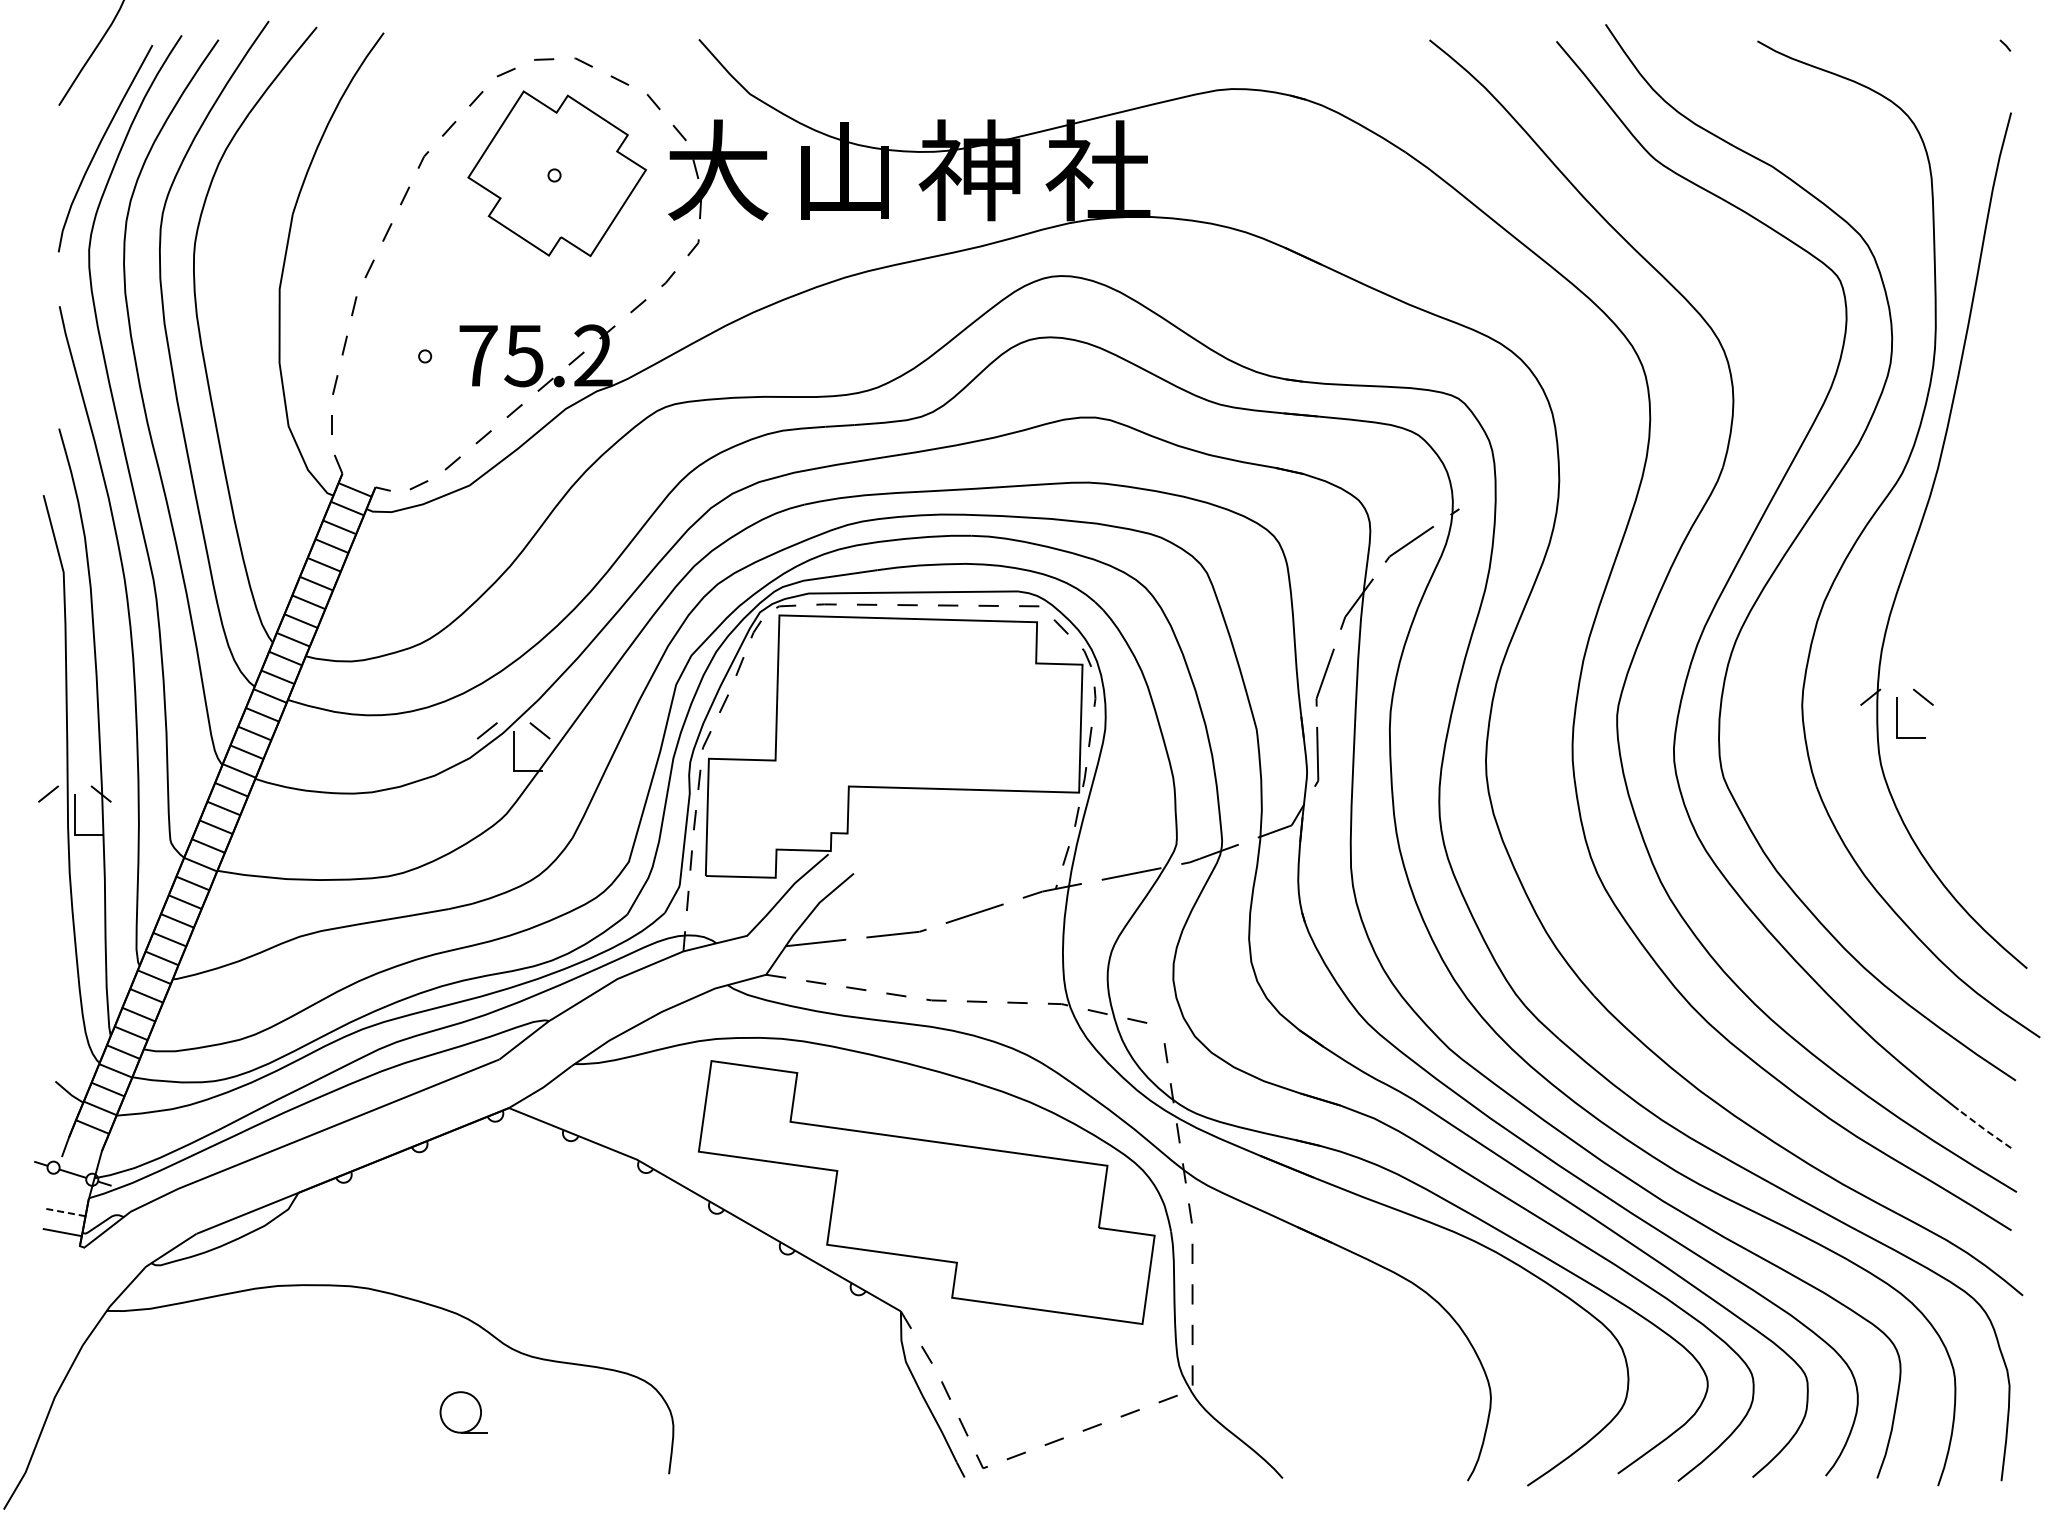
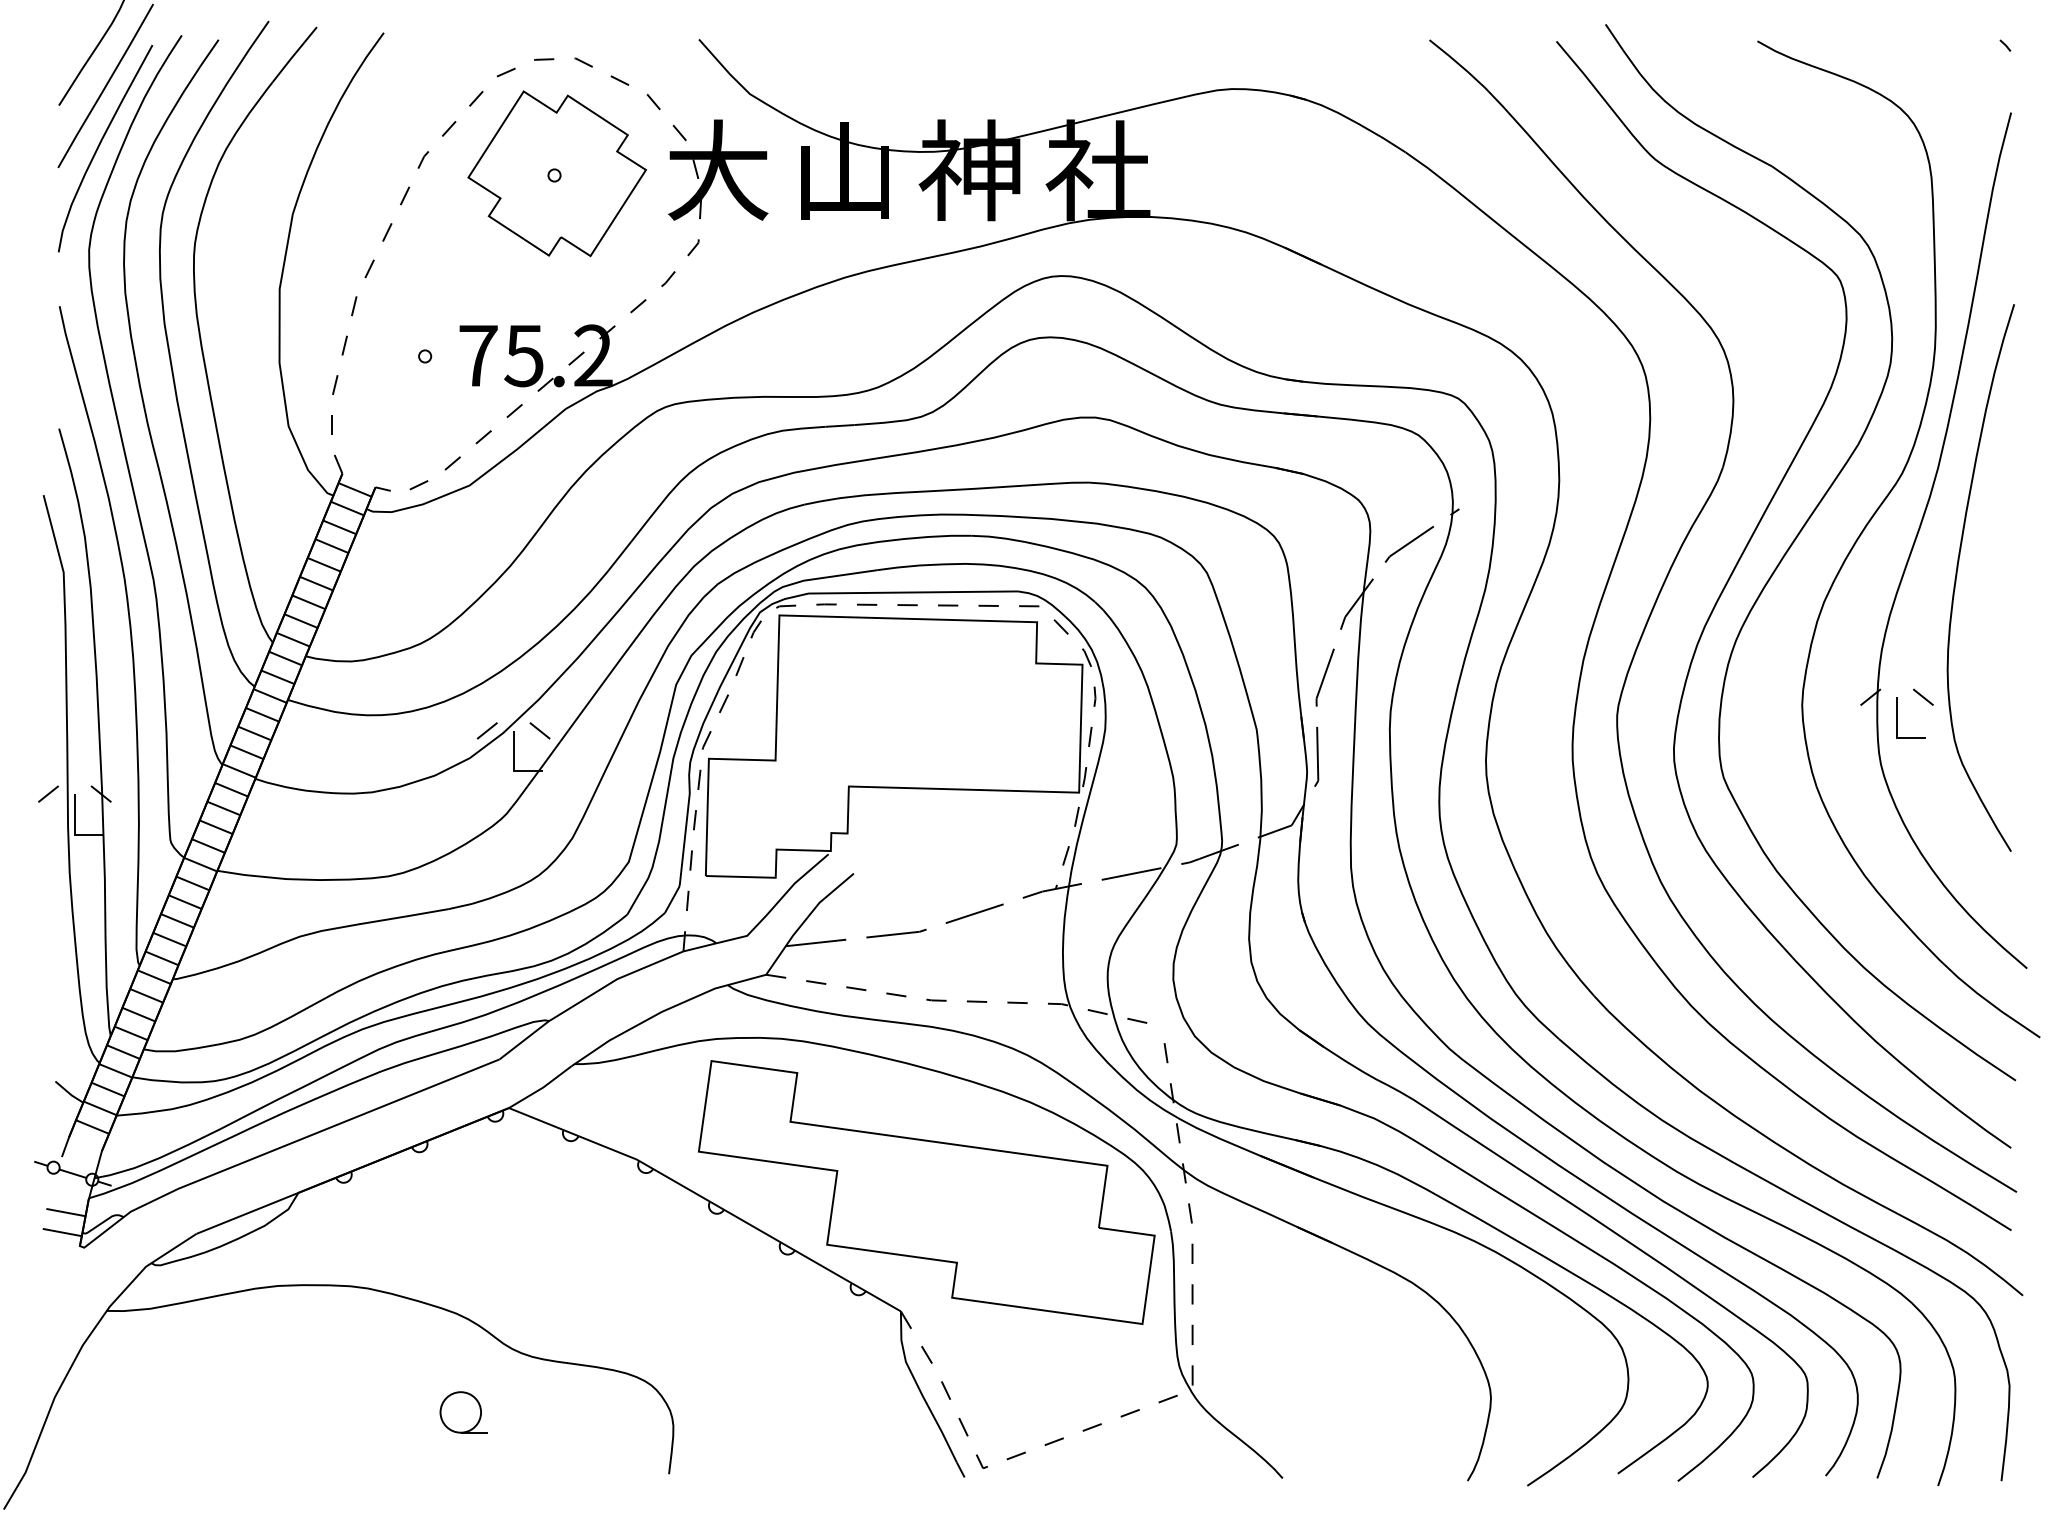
line: none -> present (105, 85)
curve: none -> present (1957, 575)
line: dashed -> solid (1984, 1129)
line: dashed -> solid (65, 1212)
